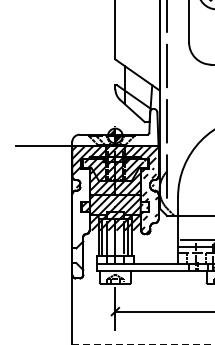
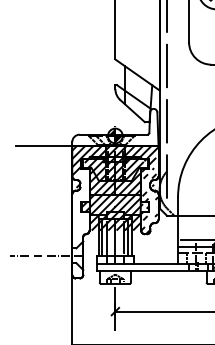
line: none -> present (46, 255)
line: dashed -> solid (143, 344)
